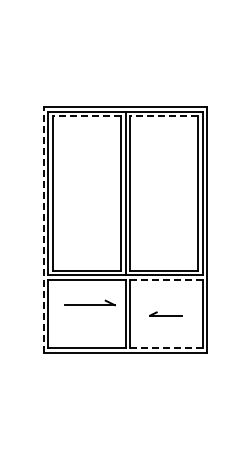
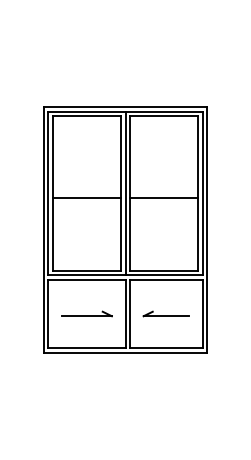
line: dashed -> solid (86, 116)
line: dashed -> solid (163, 116)
line: none -> present (86, 198)
line: none -> present (163, 198)
line: dashed -> solid (43, 230)
line: dashed -> solid (165, 280)
part position: (89, 302) -> (86, 313) (86, 313)
part size: 34x6 px -> 48x8 px (165, 313)
line: dashed -> solid (166, 348)
